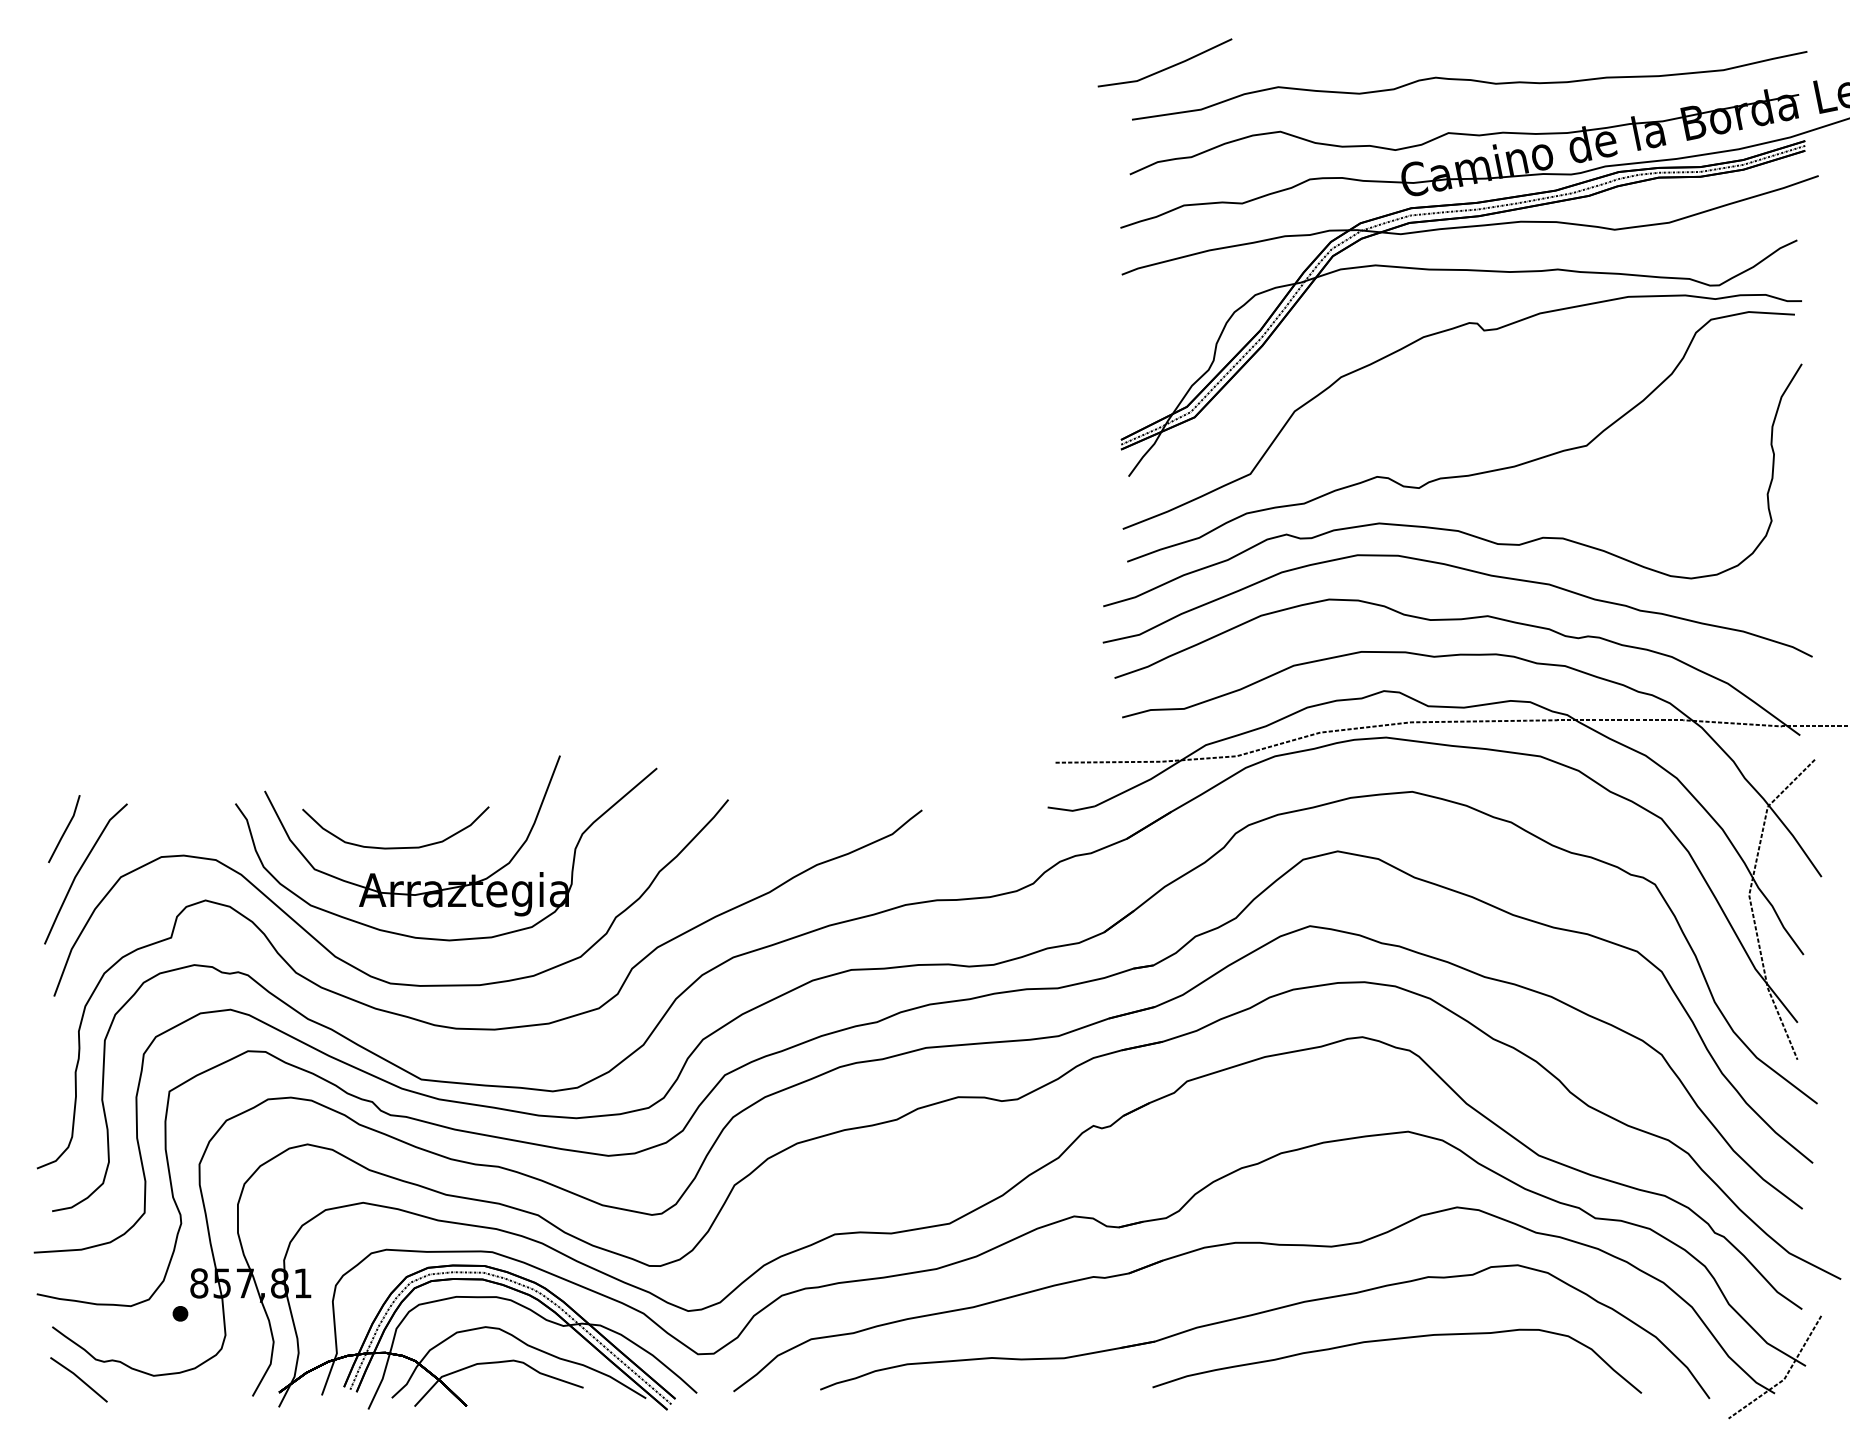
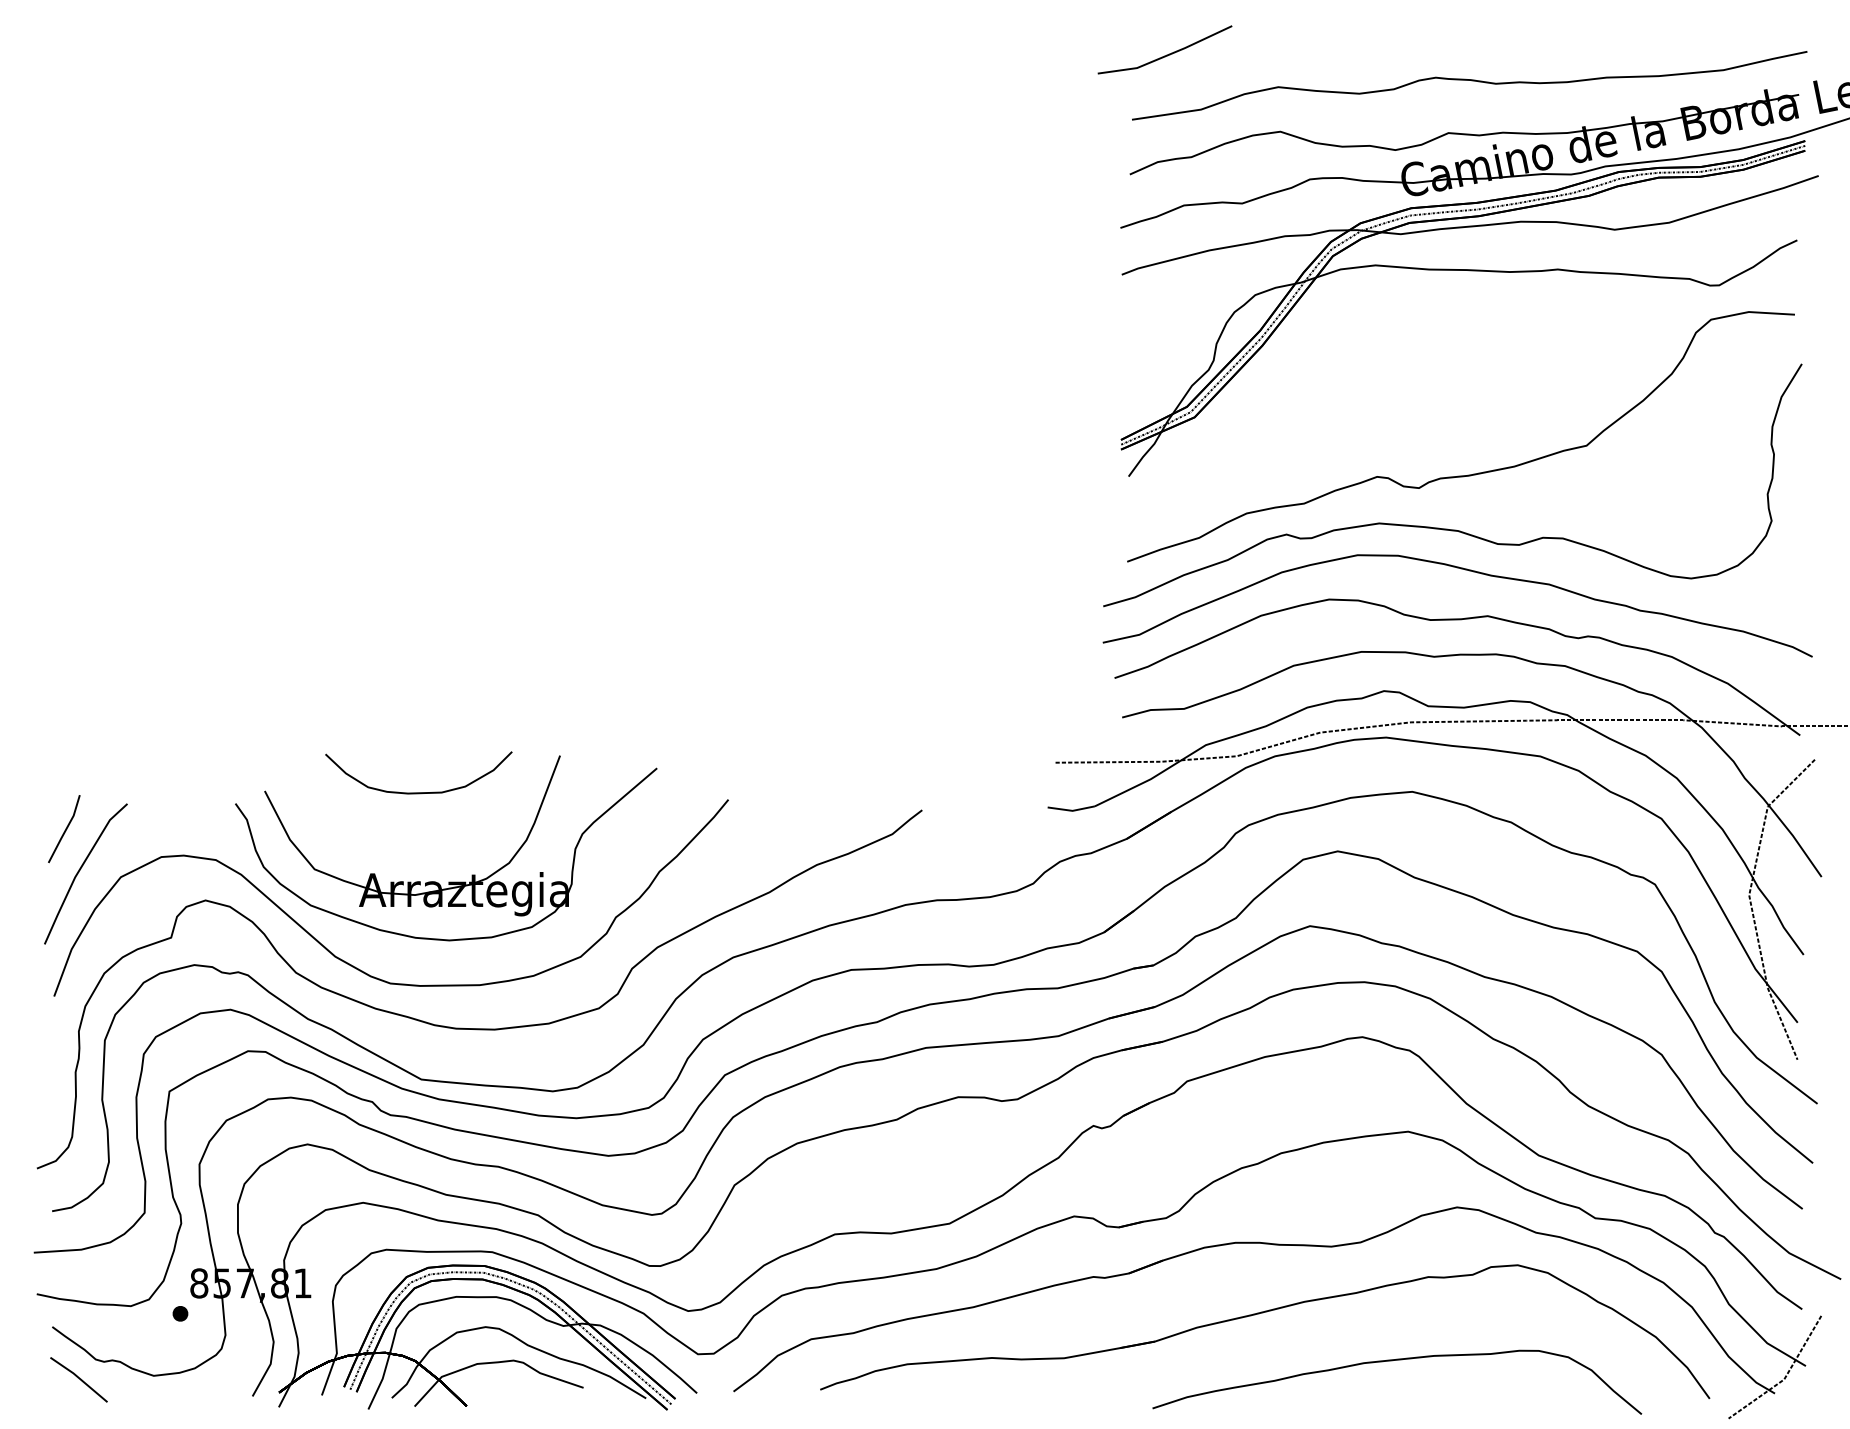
part position: (1164, 62) -> (1164, 49) (1164, 49)
part: present -> none (1440, 333)
part position: (395, 847) -> (418, 792) (418, 792)
part position: (1392, 1340) -> (1392, 1361) (1392, 1361)
